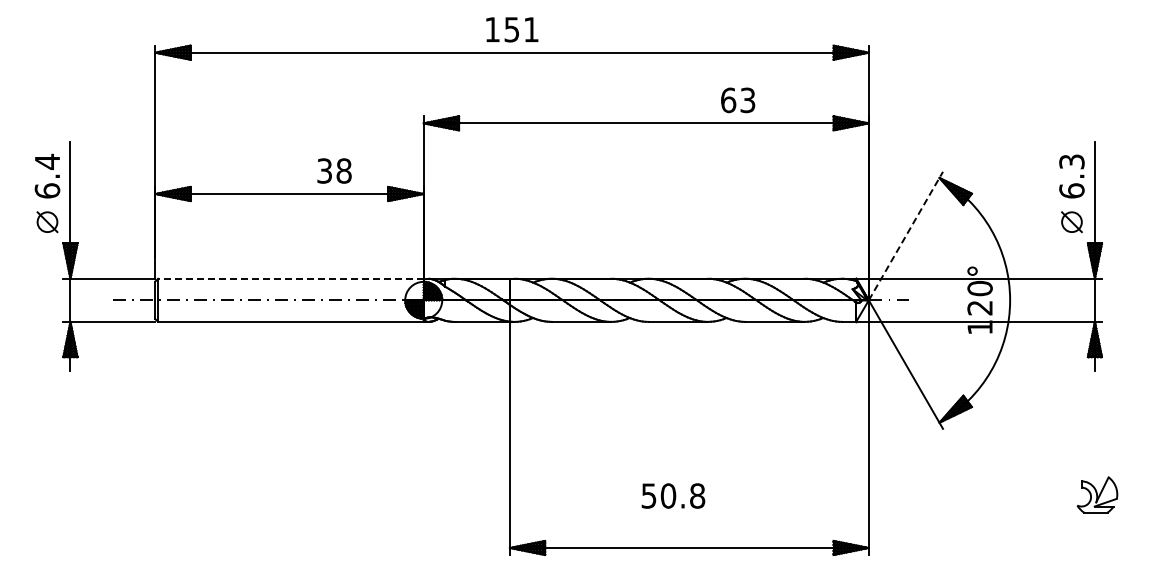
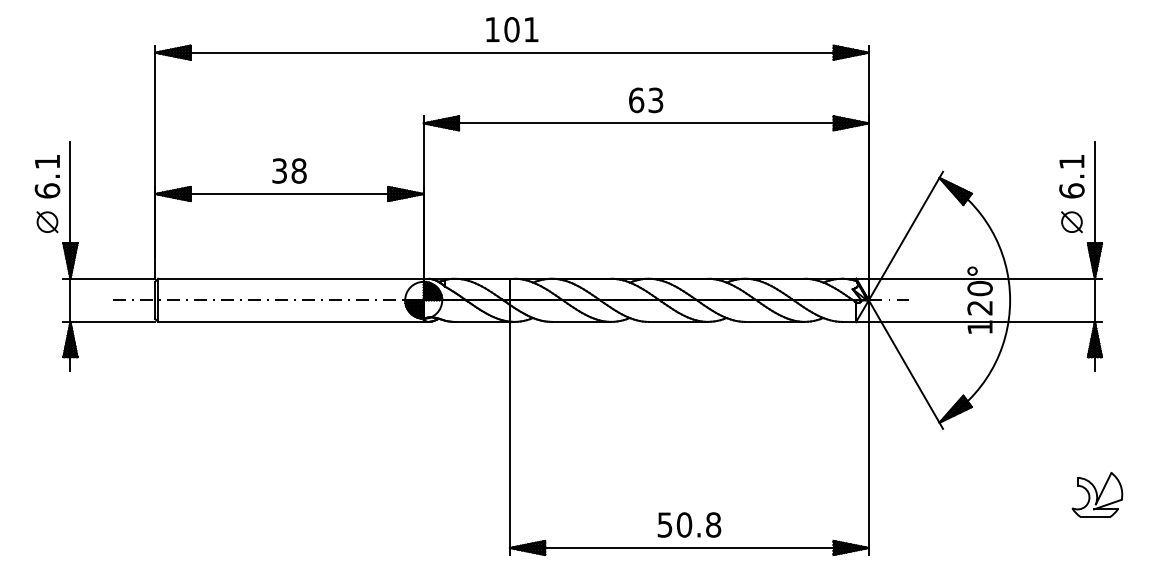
text: 151 -> 101 (511, 29)
text position: (738, 100) -> (646, 100) (646, 100)
text: 6.4 -> 6.1 (47, 161)
text: 6.3 -> 6.1 (1071, 161)
text position: (334, 170) -> (289, 170) (289, 170)
line: dashed -> solid (906, 235)
line: dashed -> solid (290, 278)
part size: 43x38 px -> 53x46 px (1097, 494)
text position: (673, 495) -> (689, 524) (689, 524)
